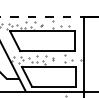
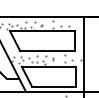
line: dashed -> solid (41, 17)
